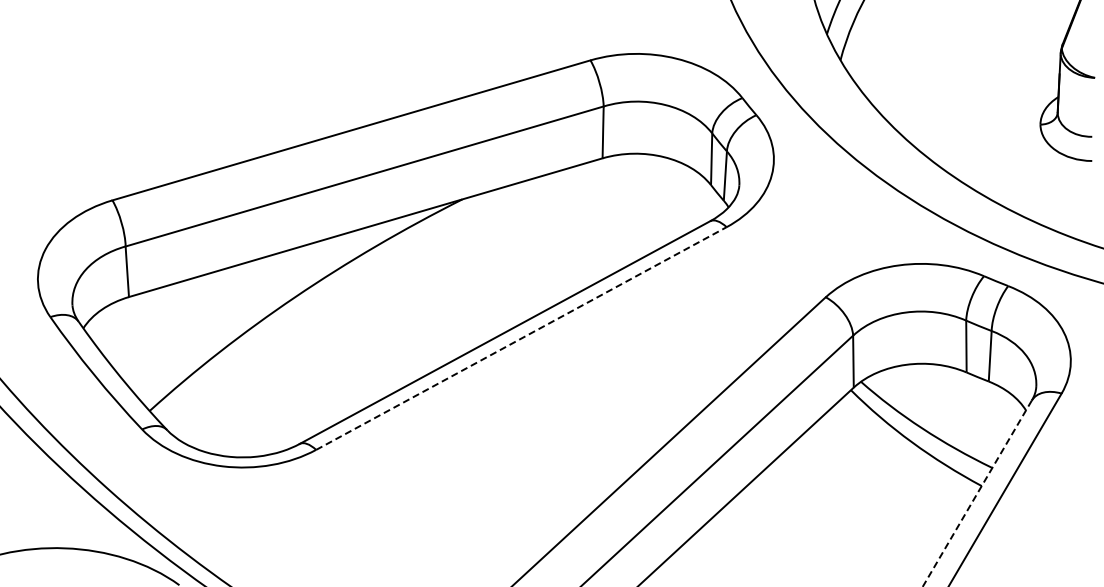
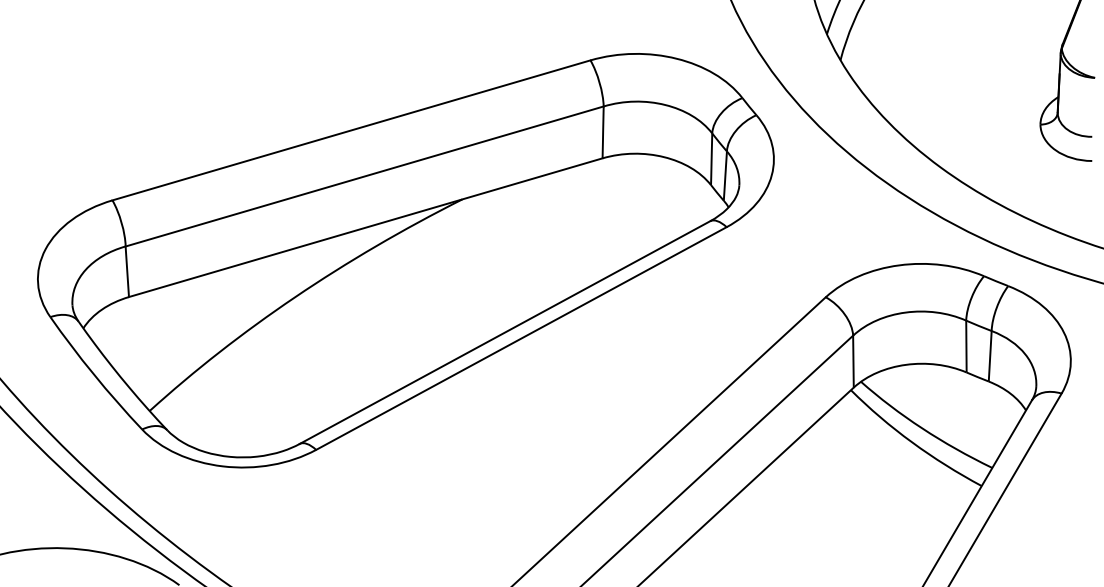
line: dashed -> solid (521, 338)
line: dashed -> solid (977, 493)
